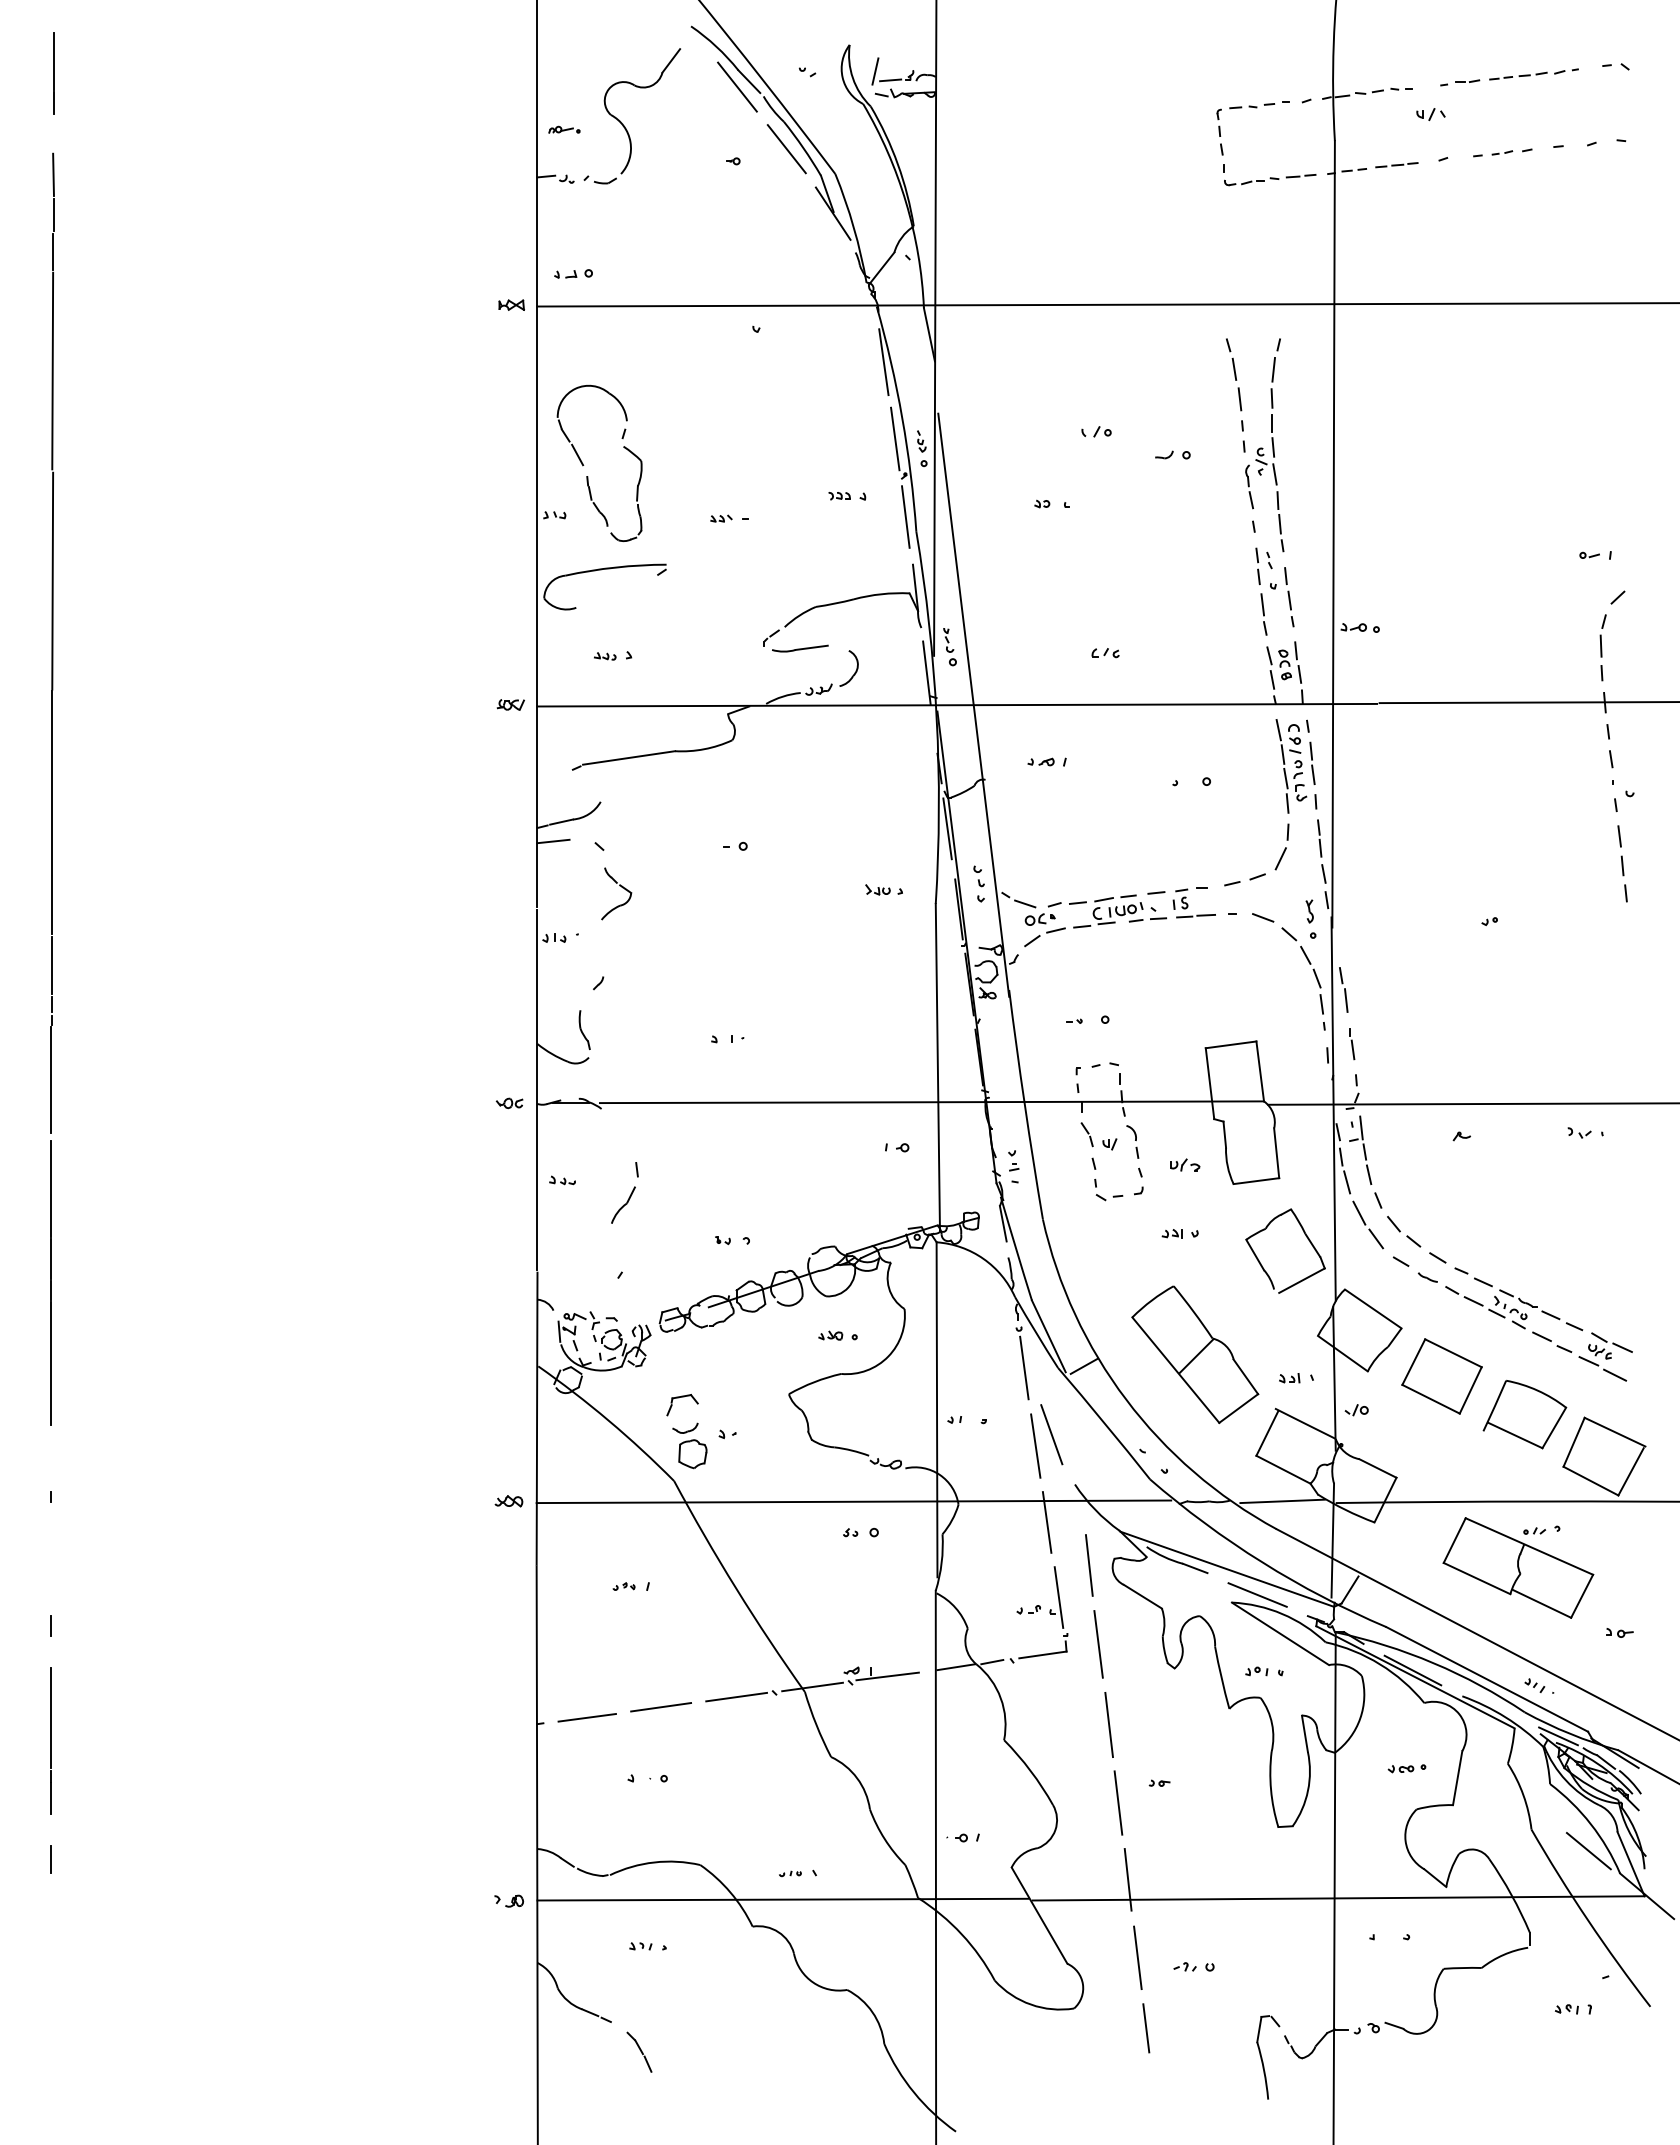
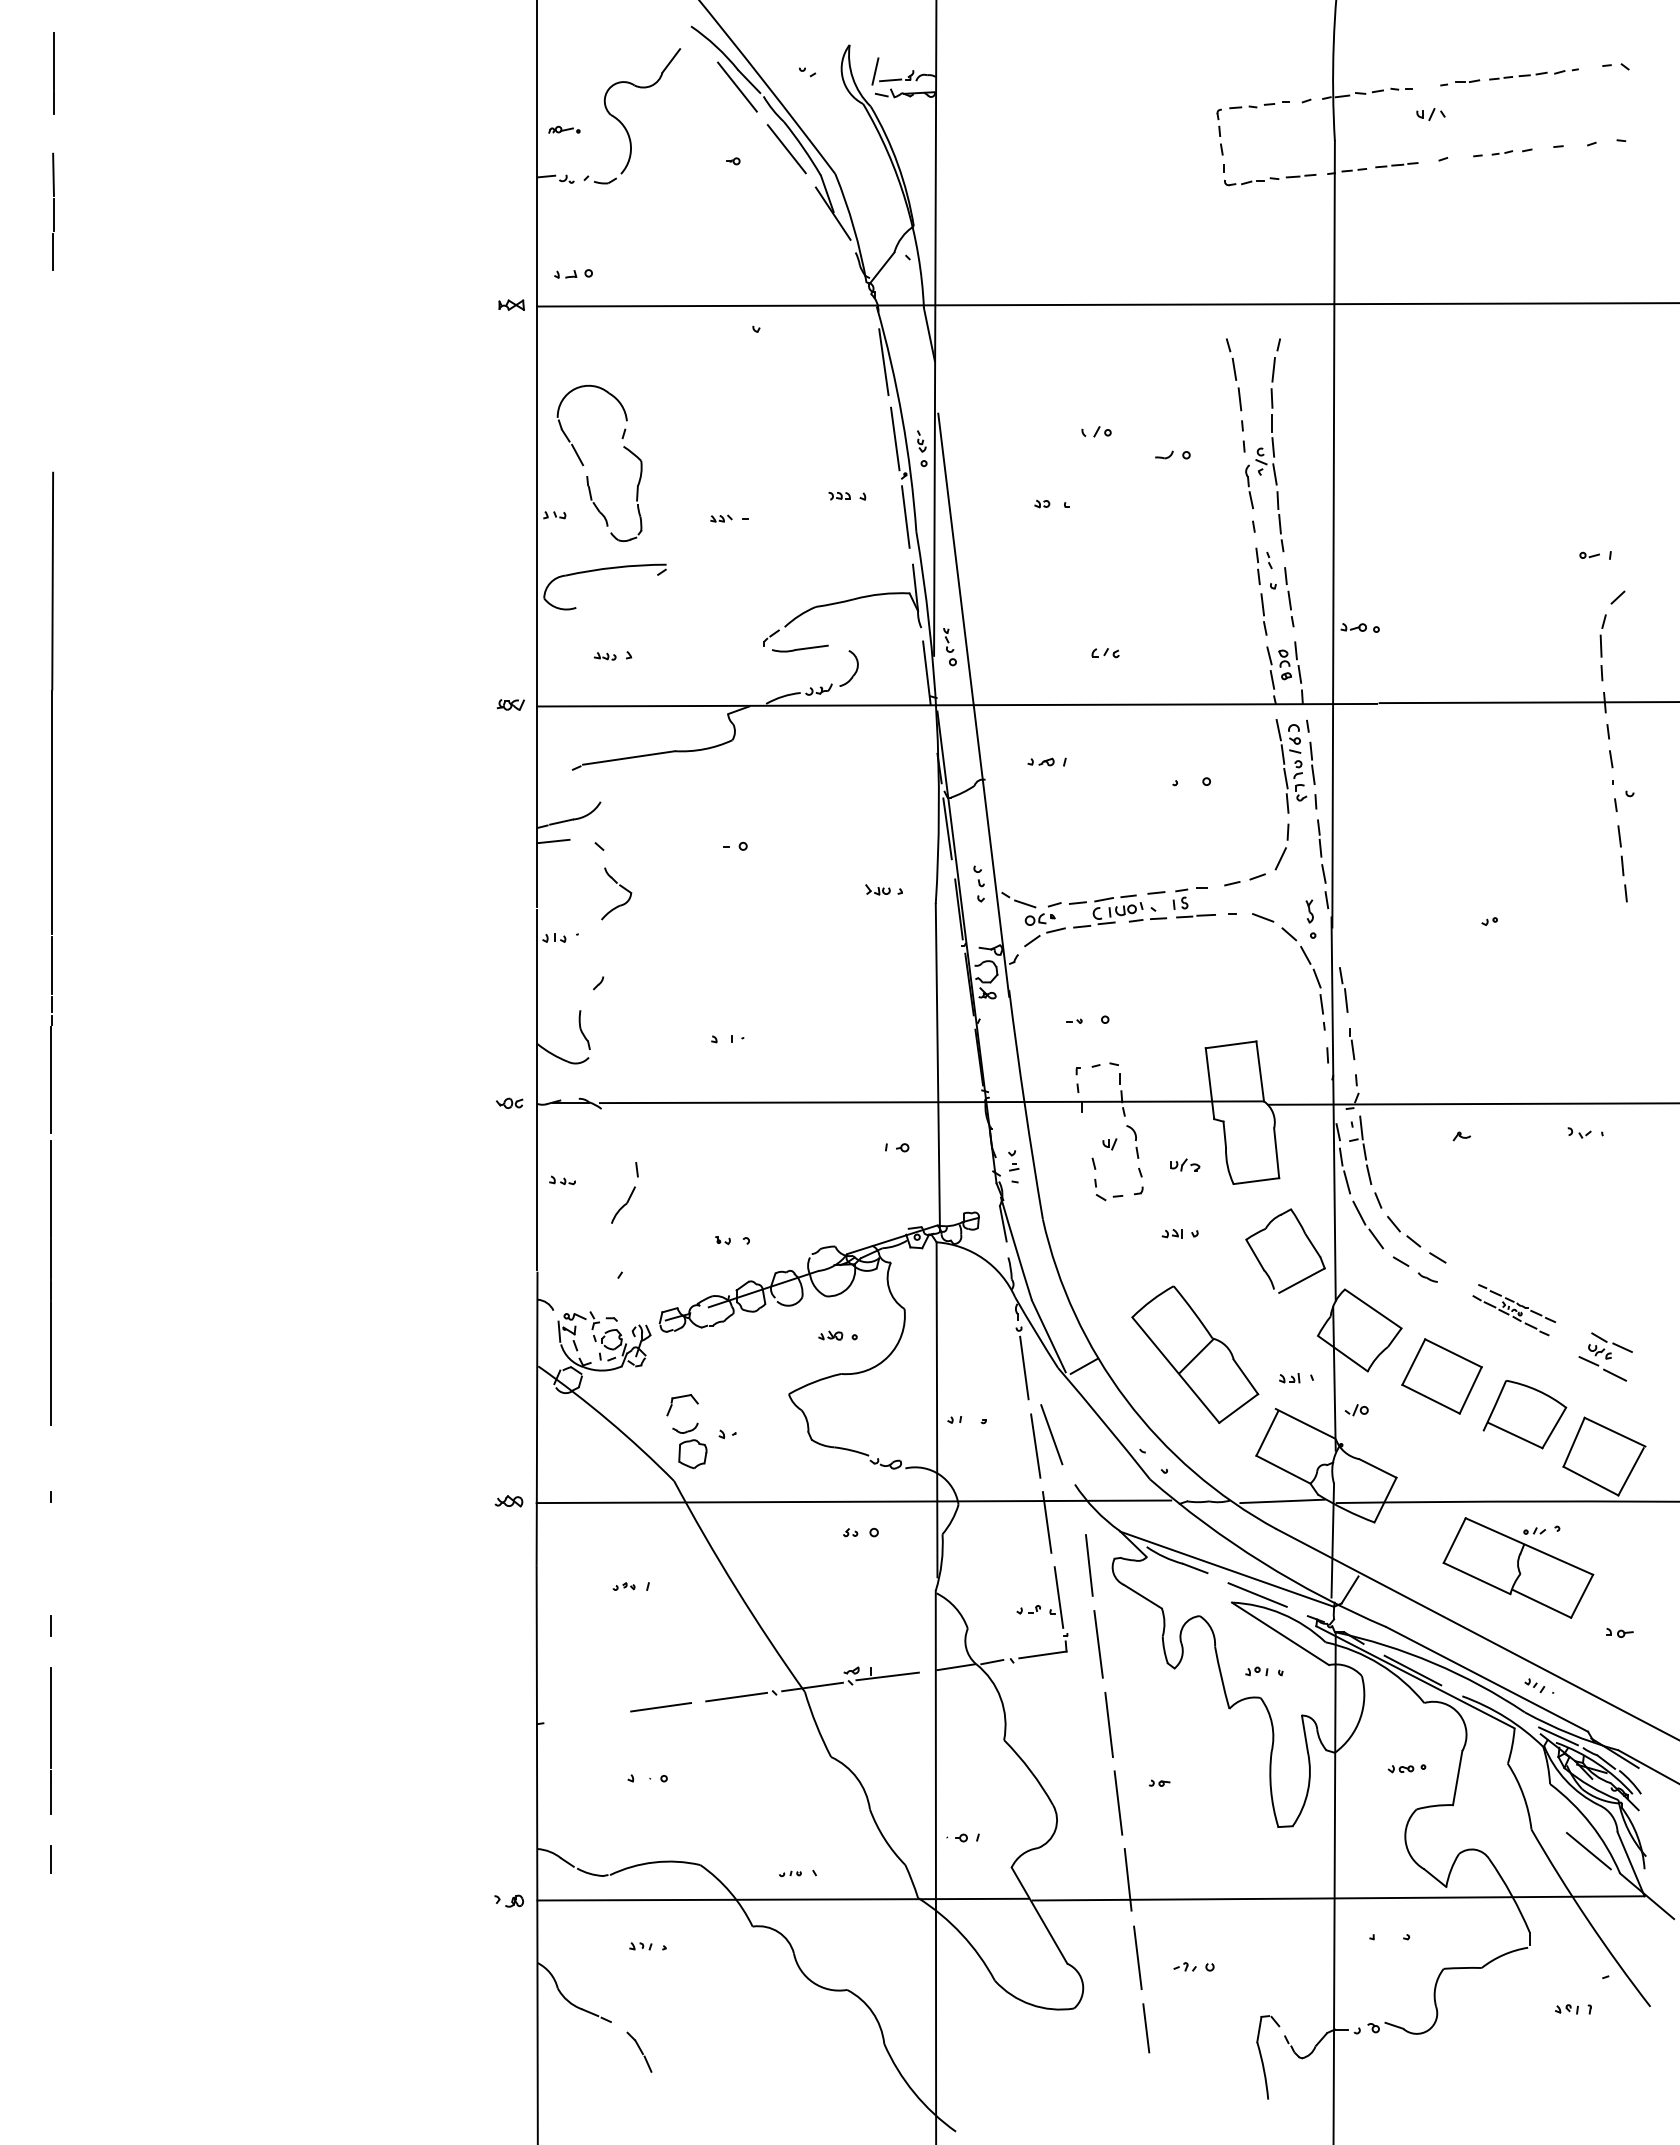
line: present -> none (52, 370)
part: present -> none (1086, 1134)
part size: 139x86 px -> 85x53 px (1514, 1310)
line: present -> none (586, 1717)
